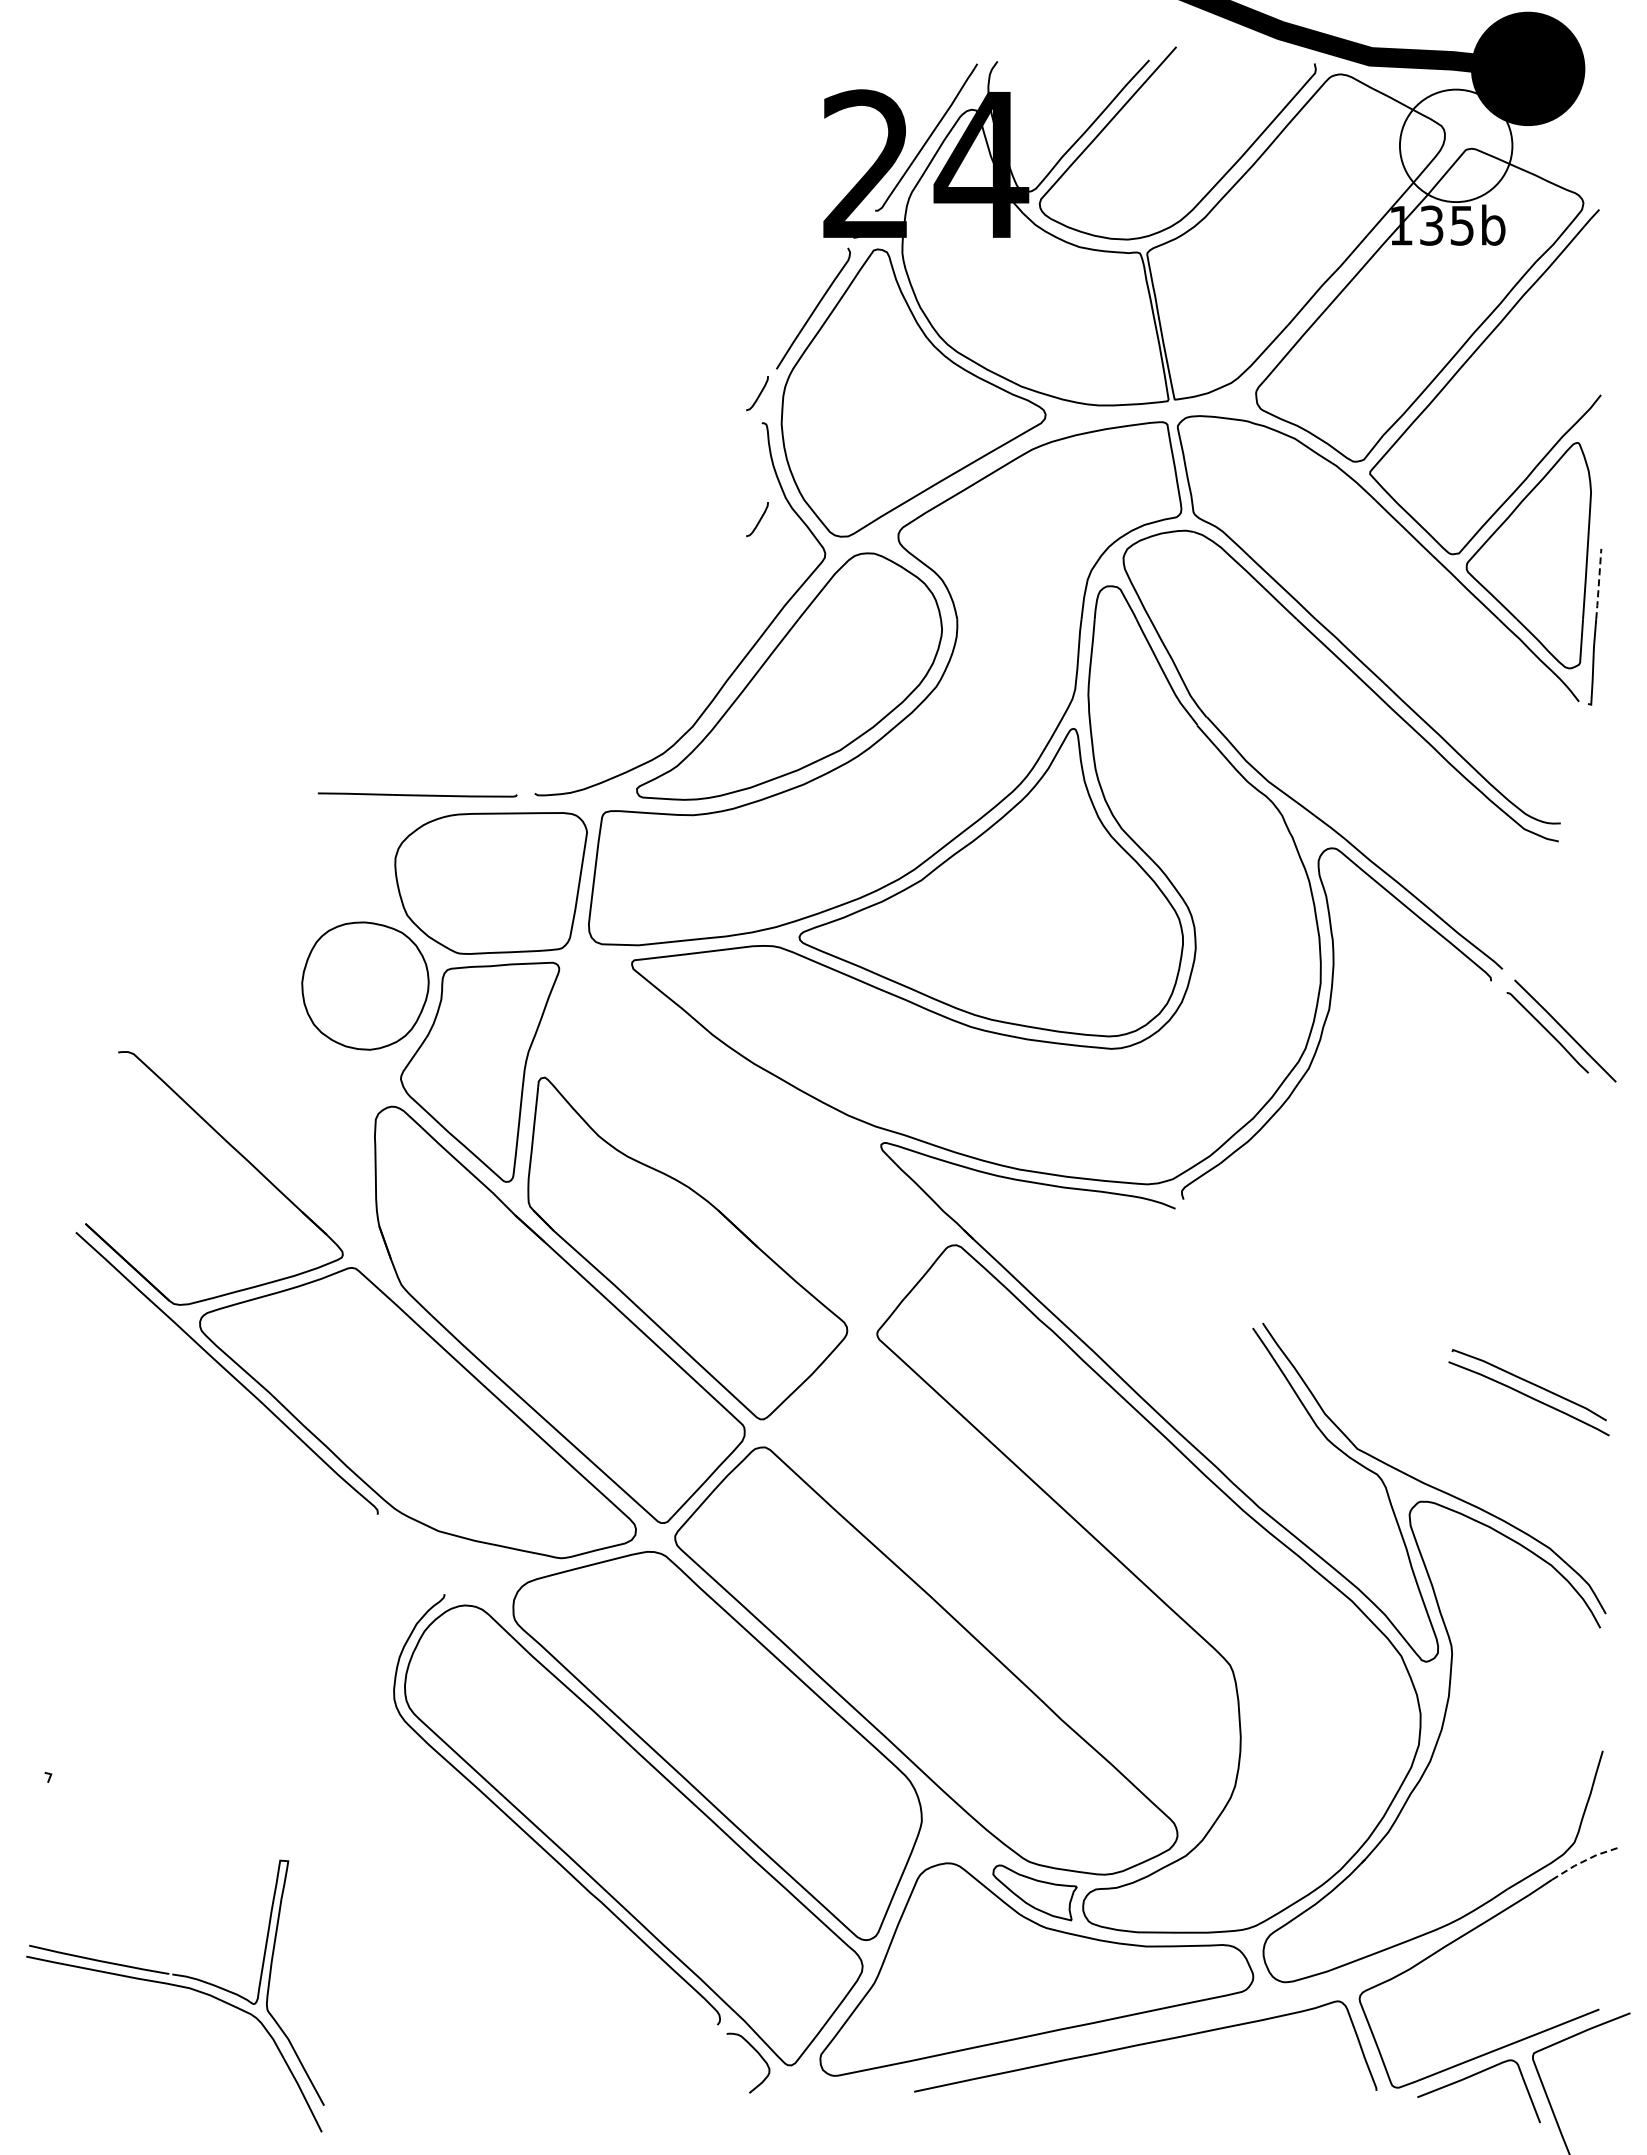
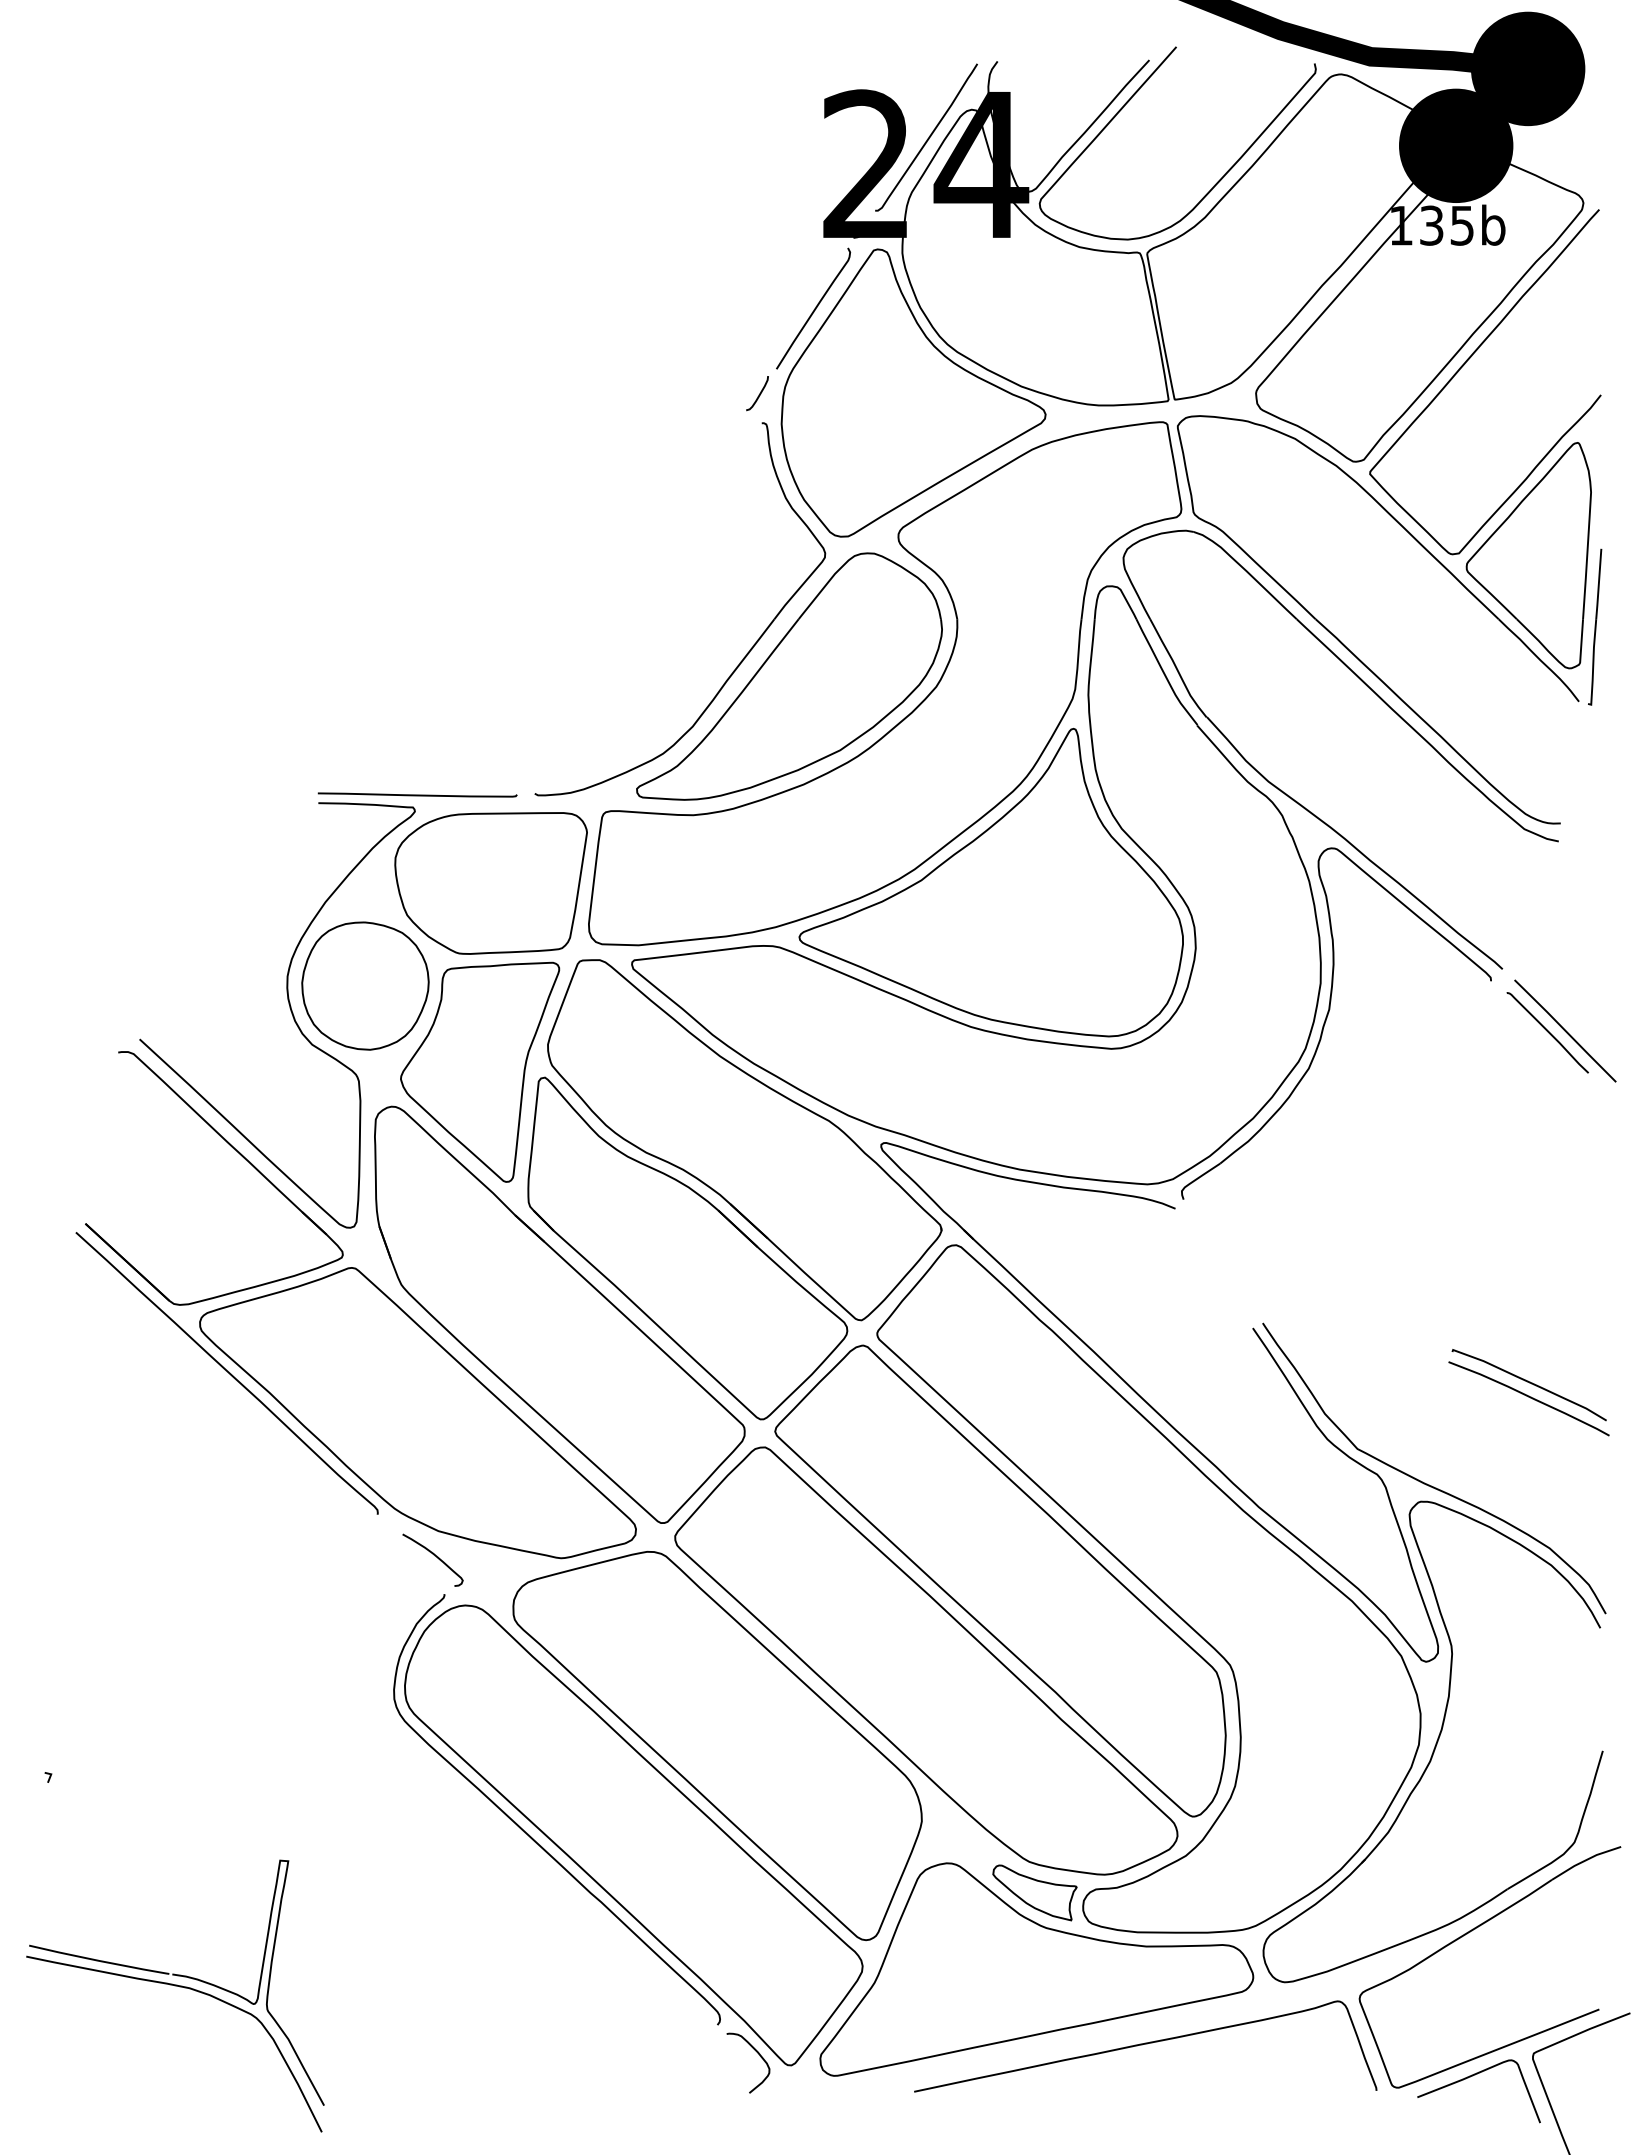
fill: none -> present (1455, 145)
curve: present -> none (758, 520)
line: dashed -> solid (1598, 584)
curve: none -> present (290, 1011)
part: none -> present (744, 1140)
curve: none -> present (433, 1555)
part: none -> present (1000, 1580)
line: dashed -> solid (1585, 1860)
